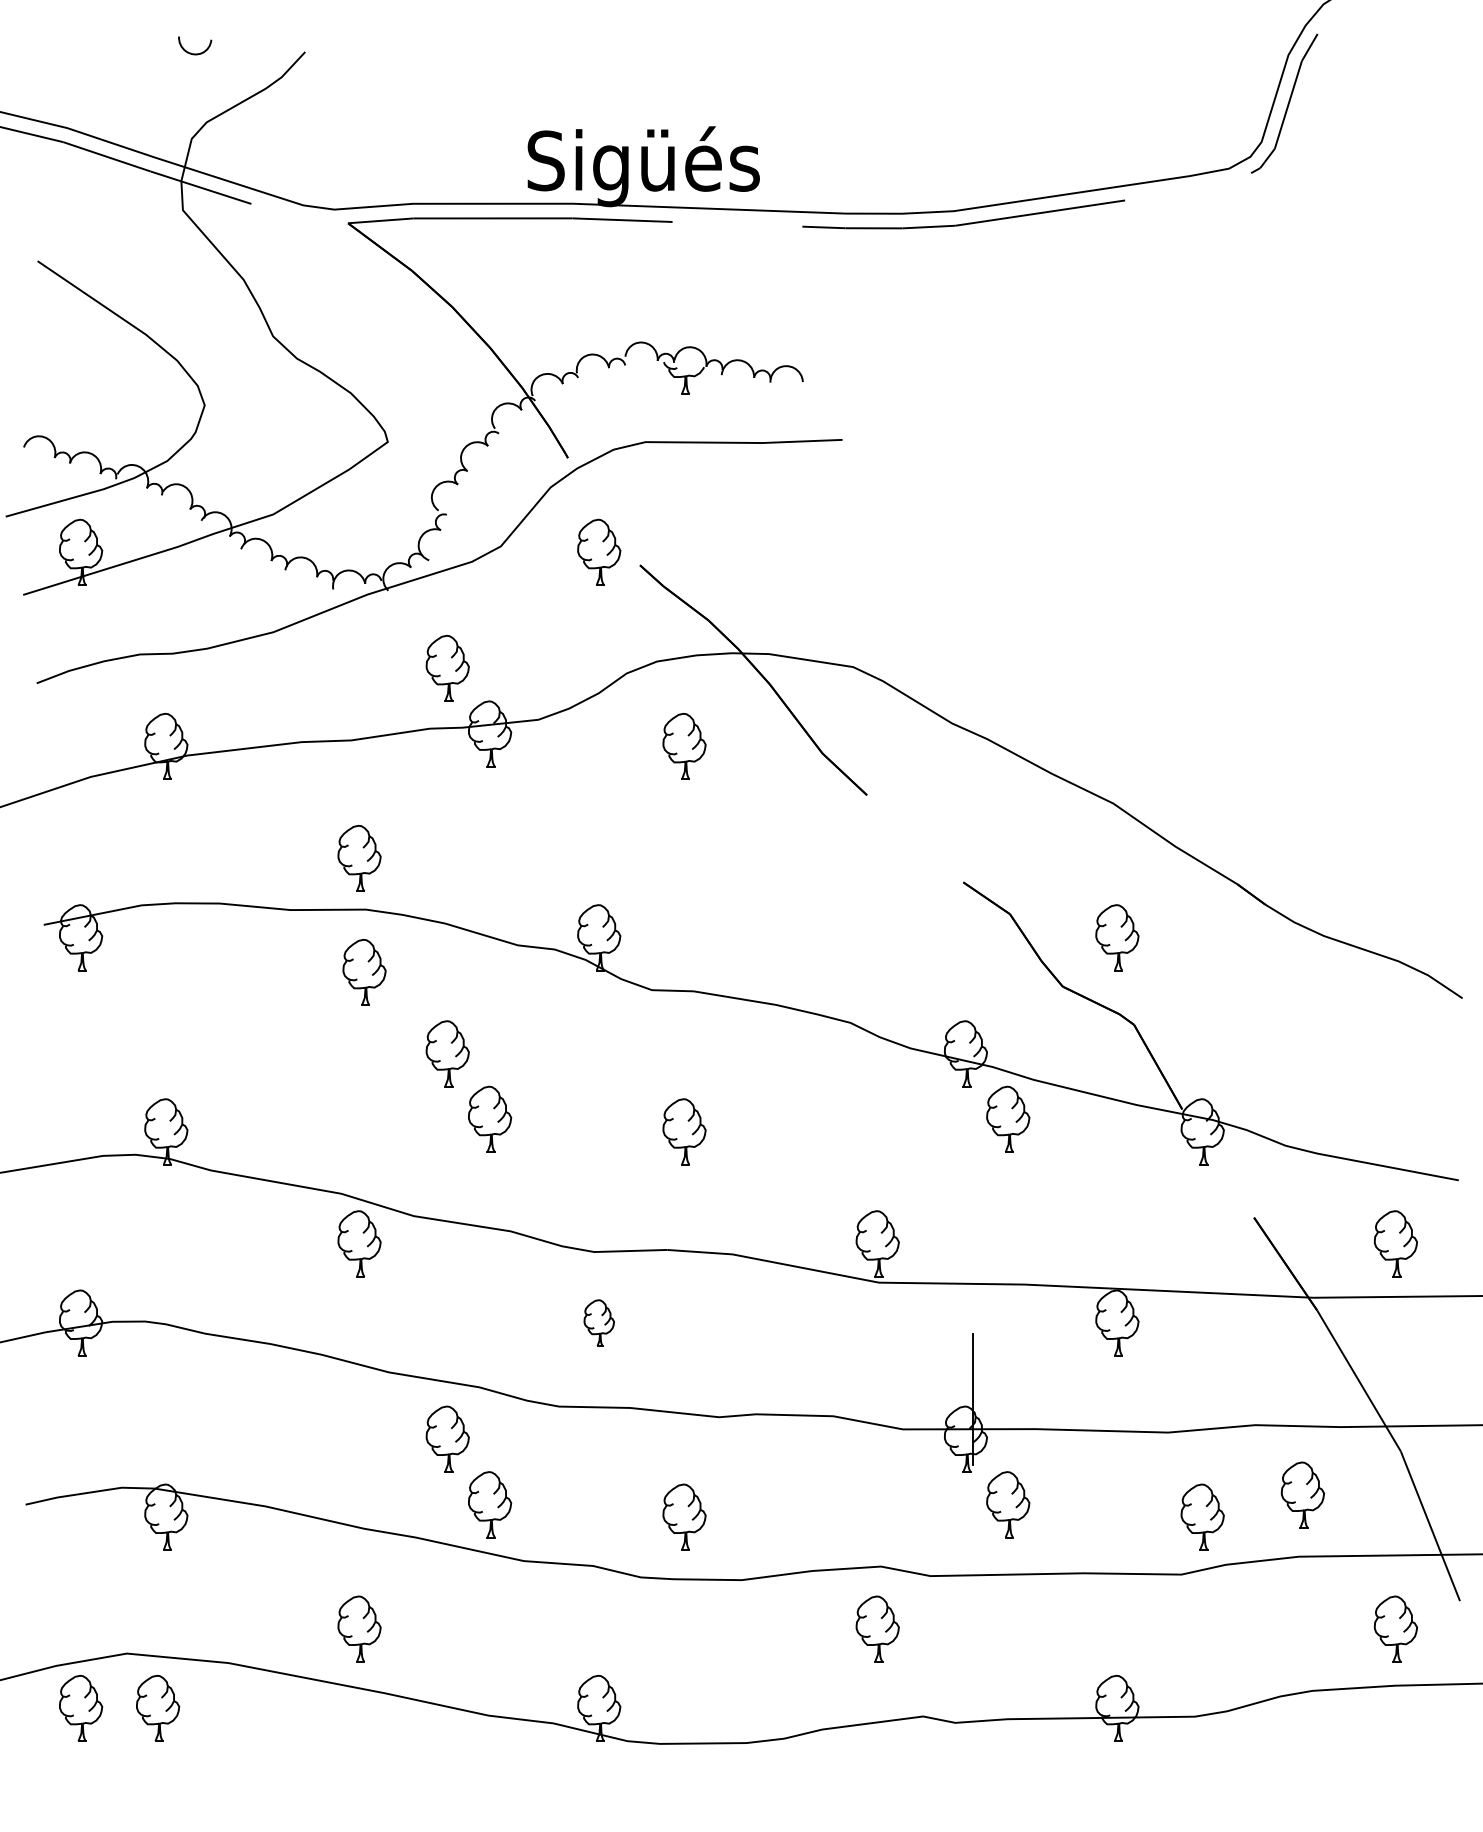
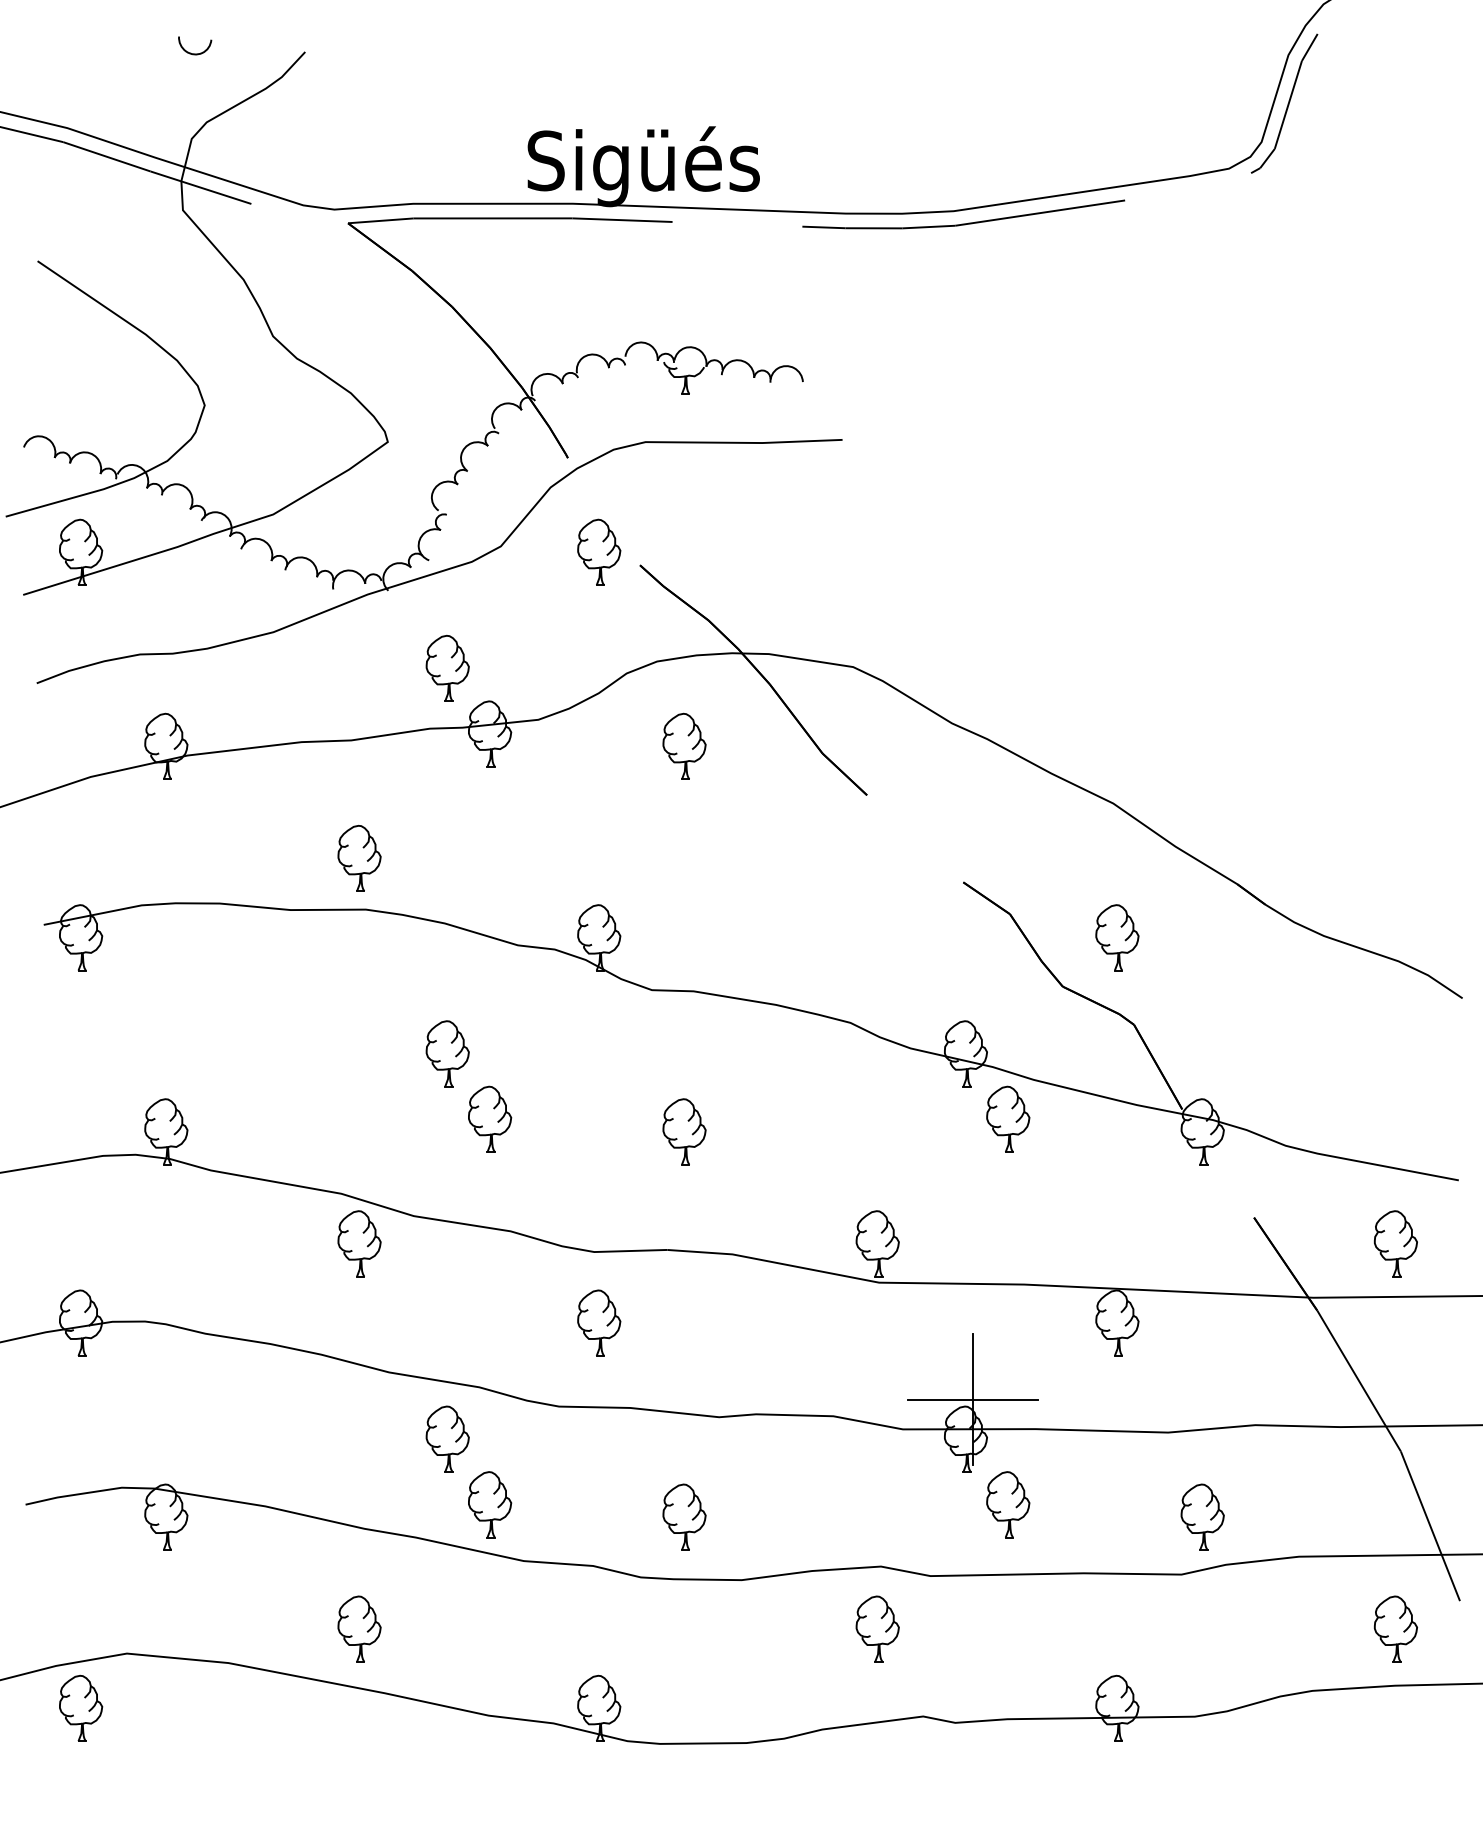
part: present -> none (364, 972)
part size: 32x48 px -> 45x68 px (599, 1322)
line: none -> present (972, 1399)
part: present -> none (1302, 1494)
part: present -> none (158, 1707)
